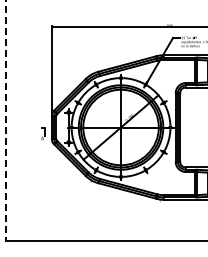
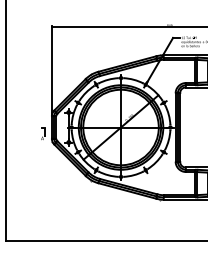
line: dashed -> solid (6, 121)
